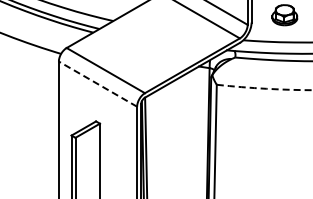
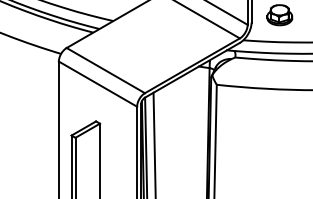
part position: (284, 15) -> (279, 15) (279, 15)
line: dashed -> solid (97, 83)
arc: dashed -> solid (265, 88)
line: none -> present (154, 143)
